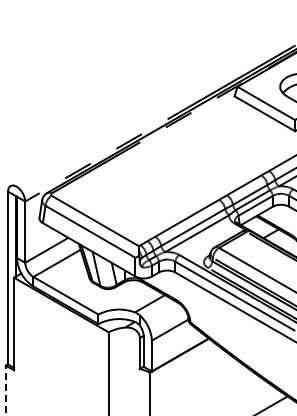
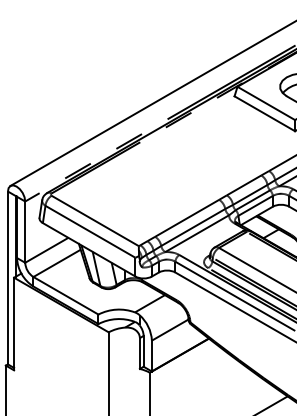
line: none -> present (151, 103)
line: dashed -> solid (5, 390)
